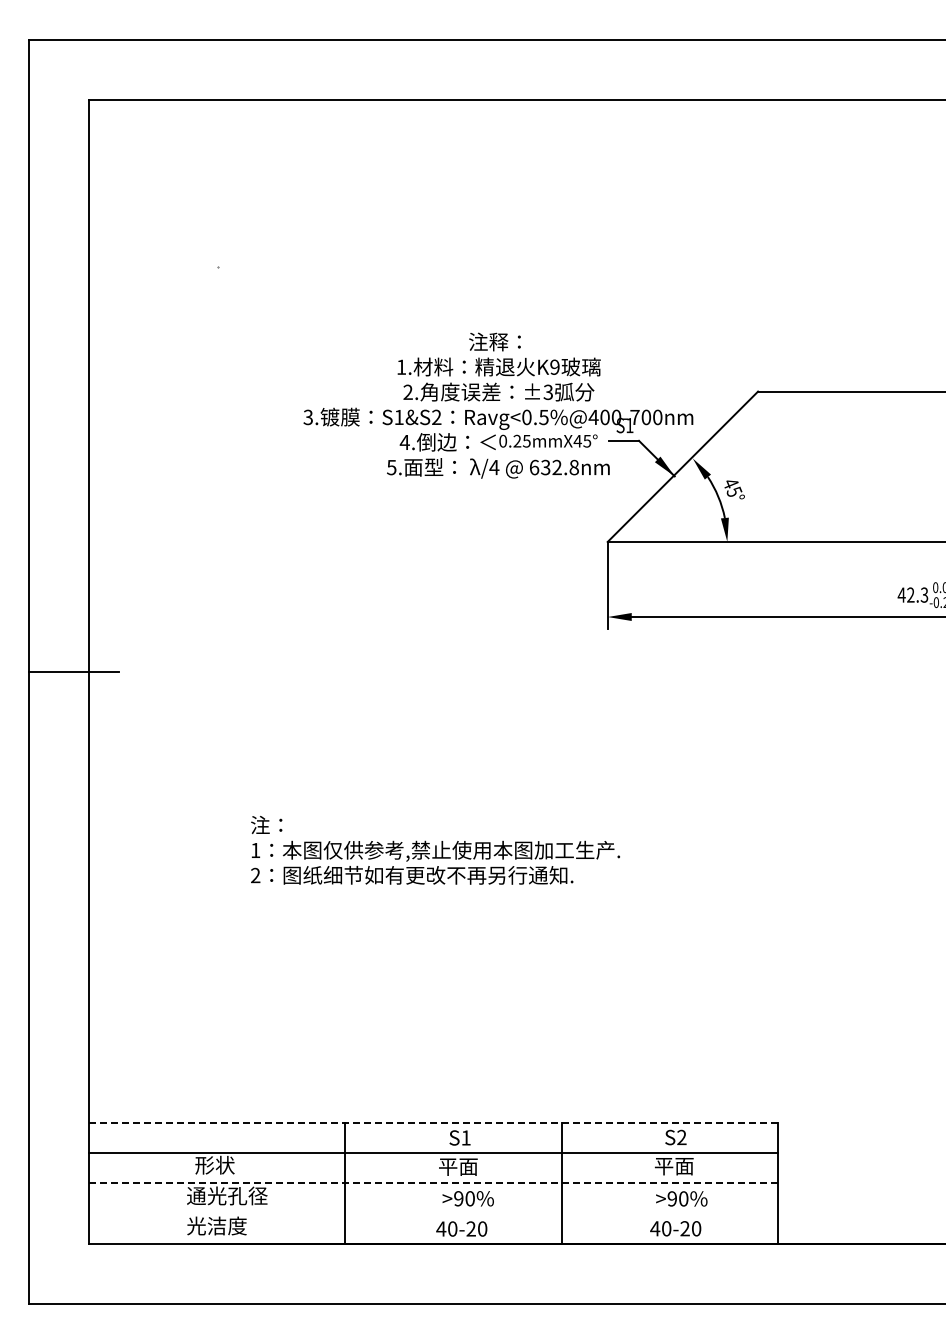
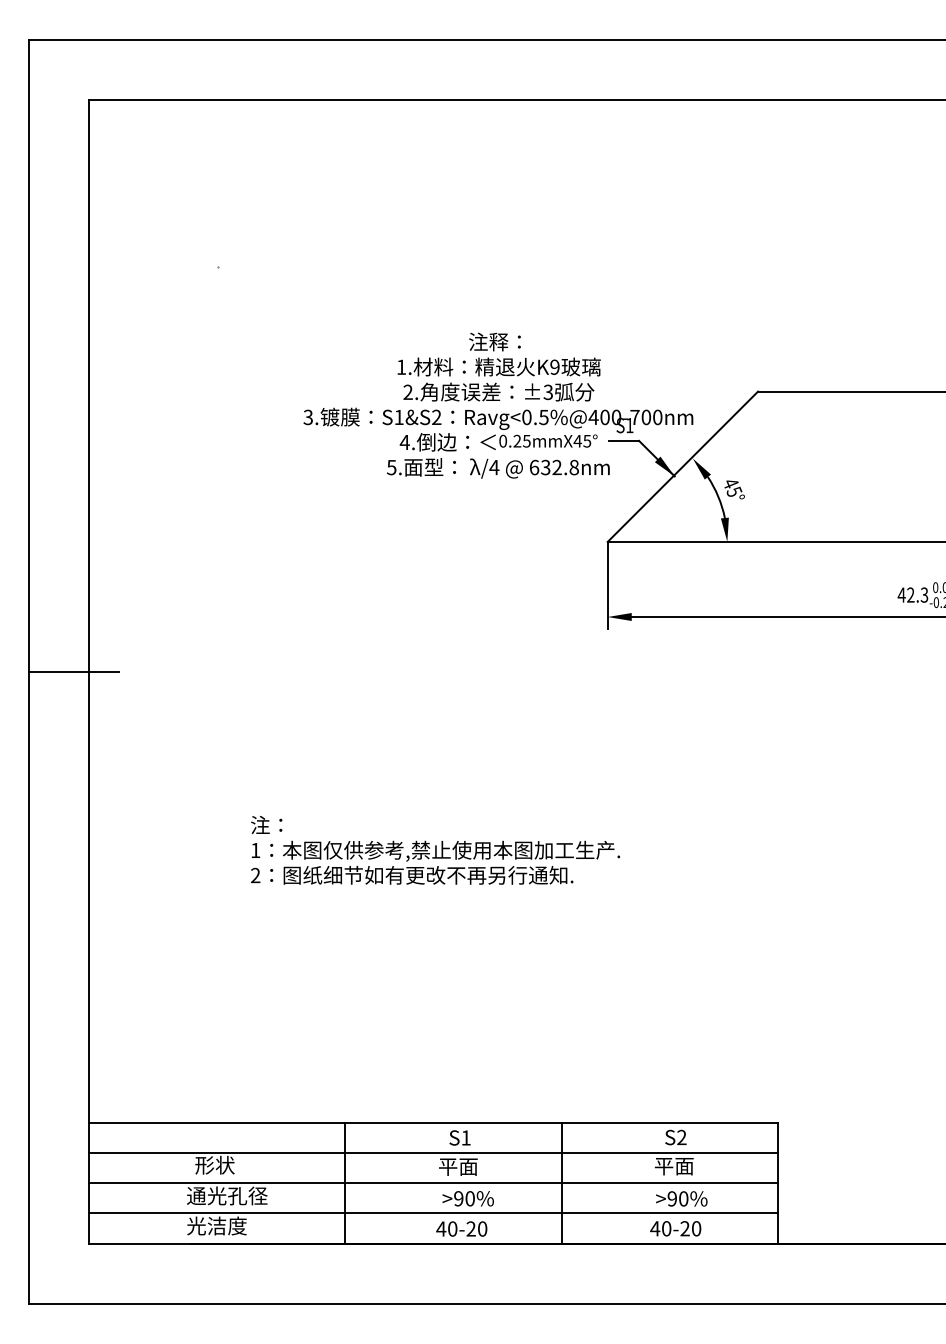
line: dashed -> solid (433, 1123)
line: dashed -> solid (433, 1183)
line: none -> present (433, 1213)
